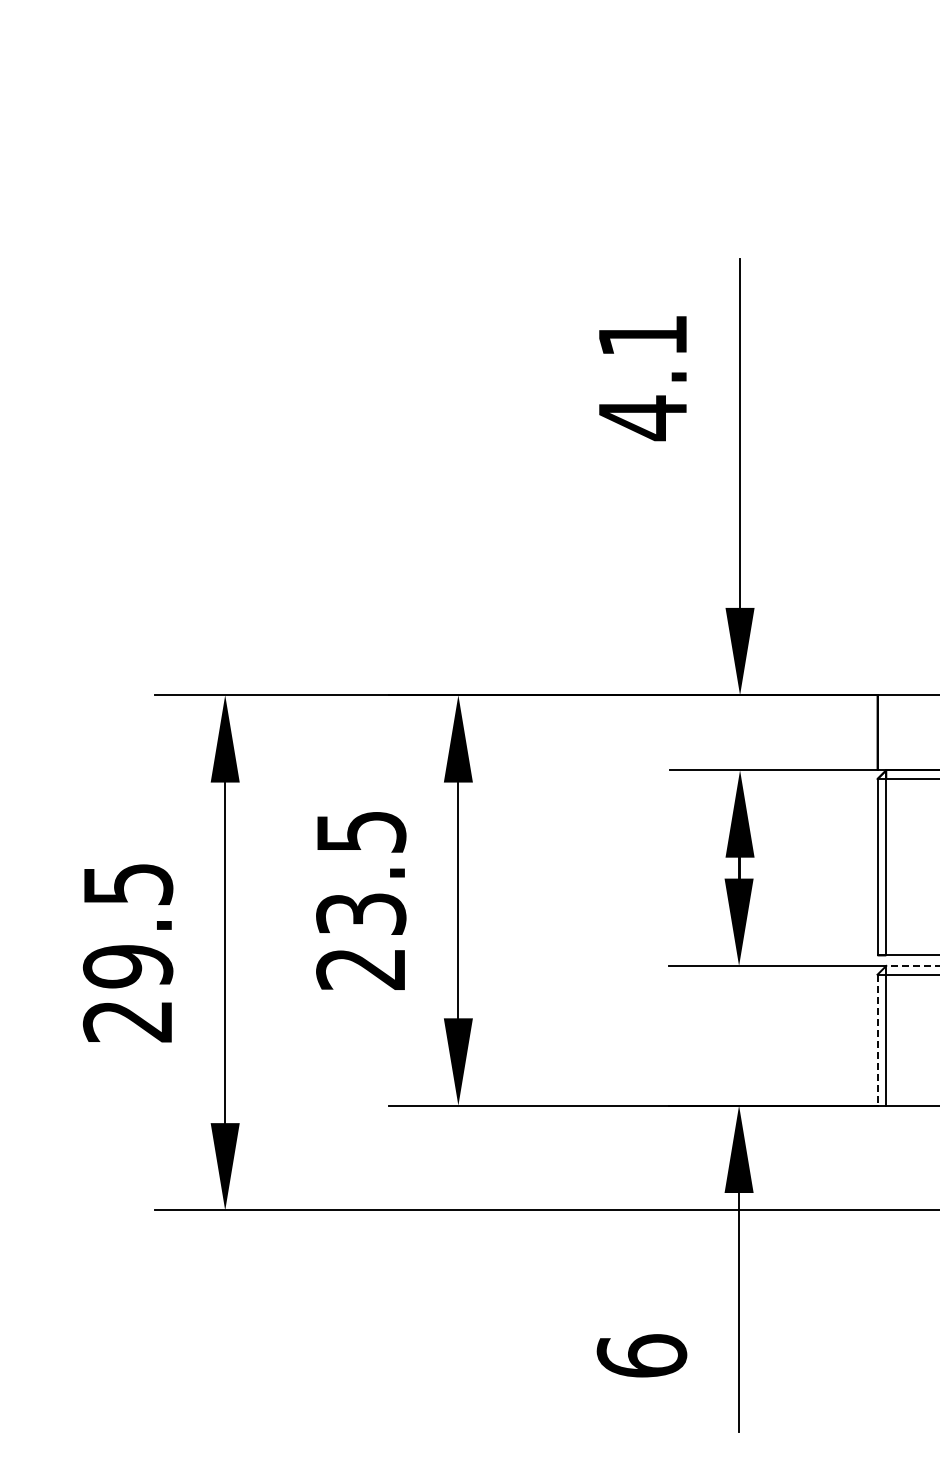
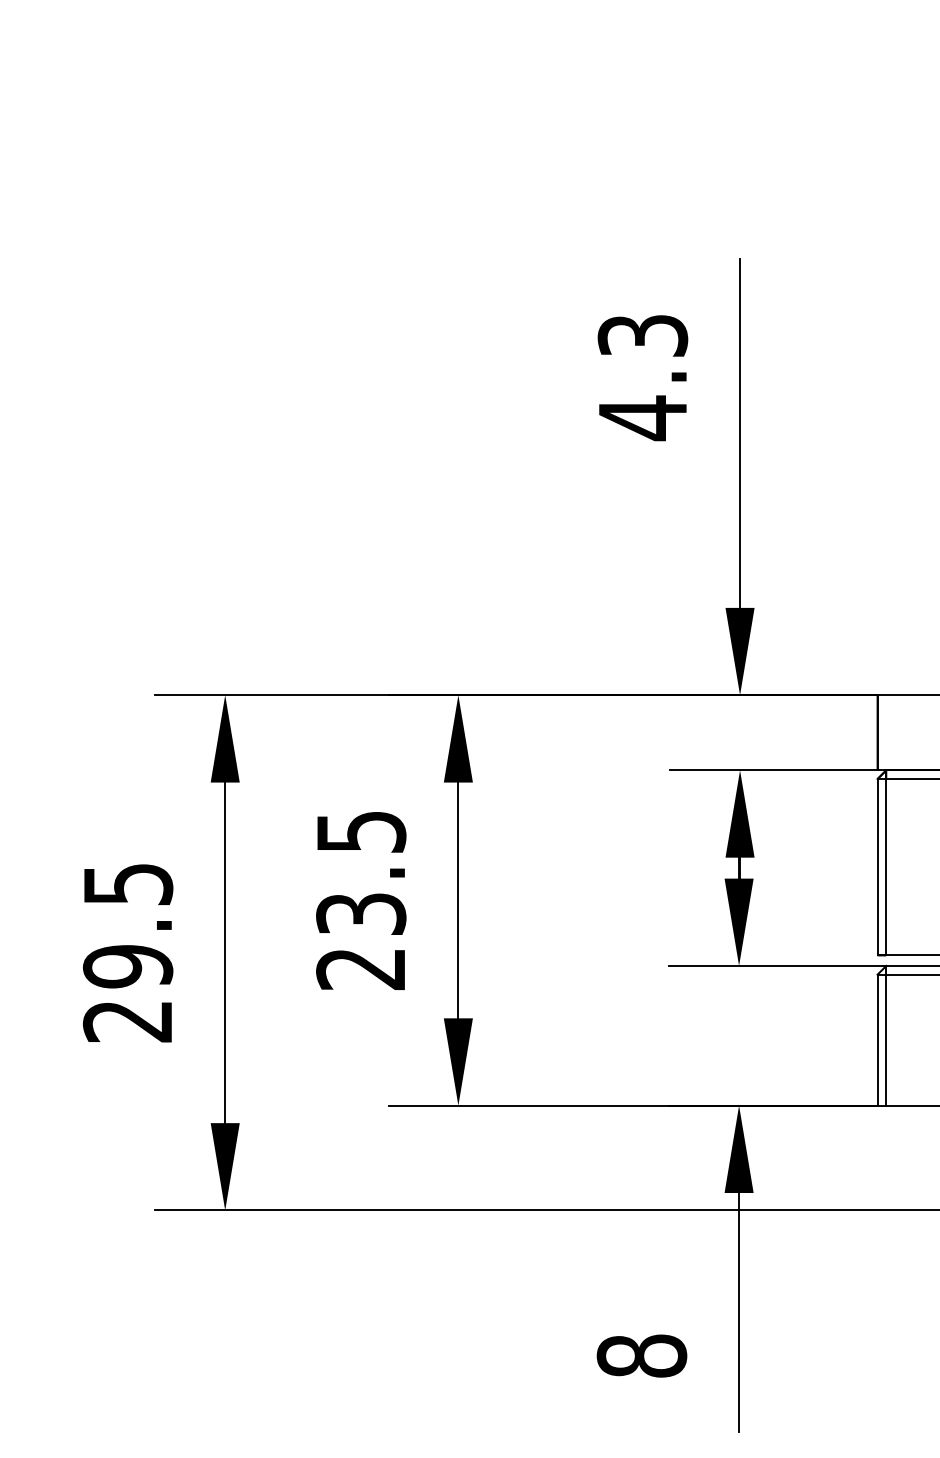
text: 4.1 -> 4.3 (642, 335)
line: dashed -> solid (912, 965)
line: dashed -> solid (877, 1040)
text: 6 -> 8 (641, 1355)
